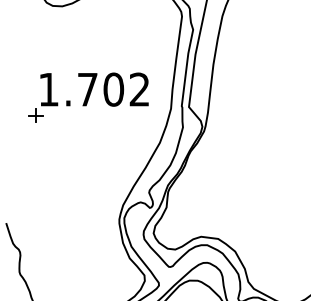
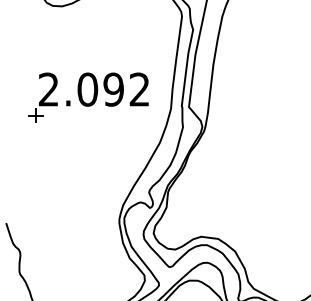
text: 1.702 -> 2.092 (81, 89)
